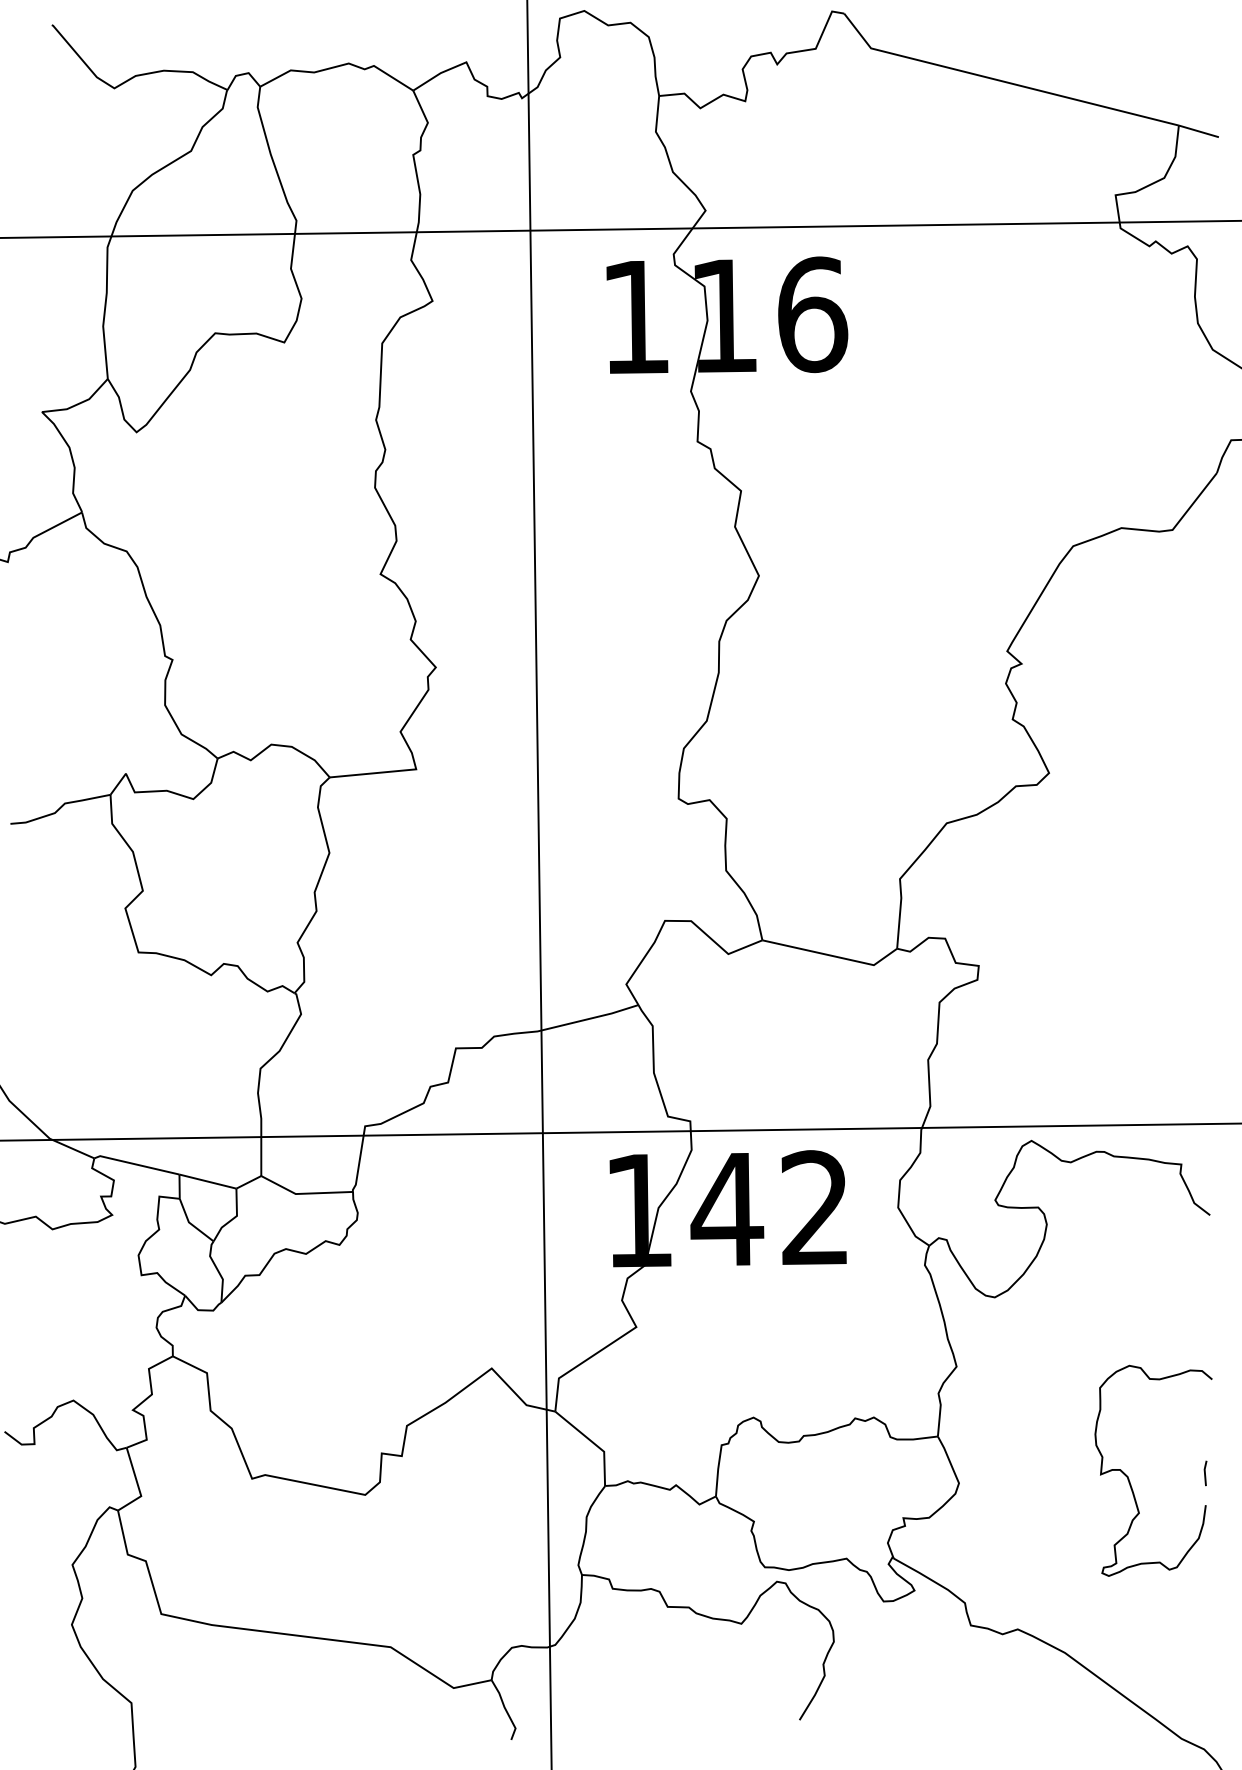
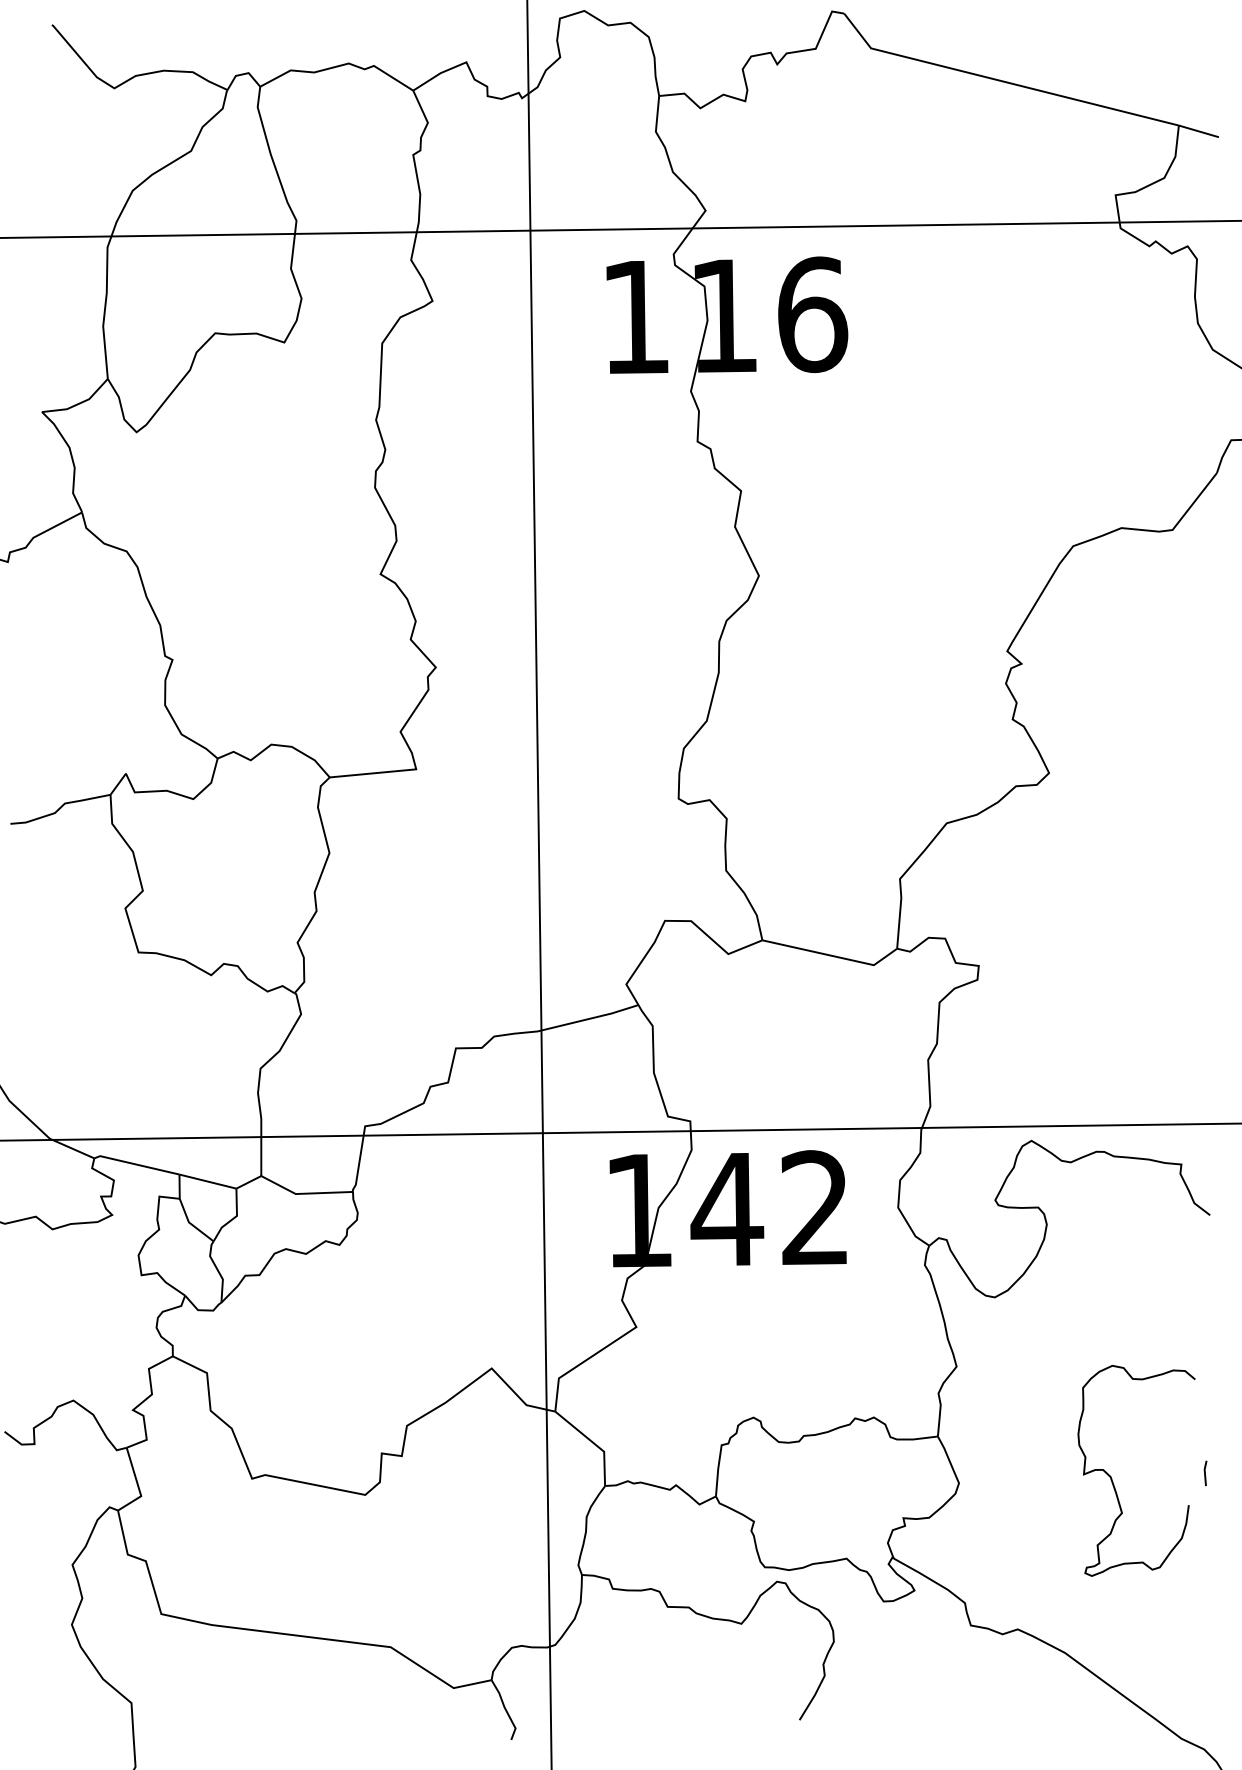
curve position: (1129, 1478) -> (1112, 1478) (1112, 1478)
